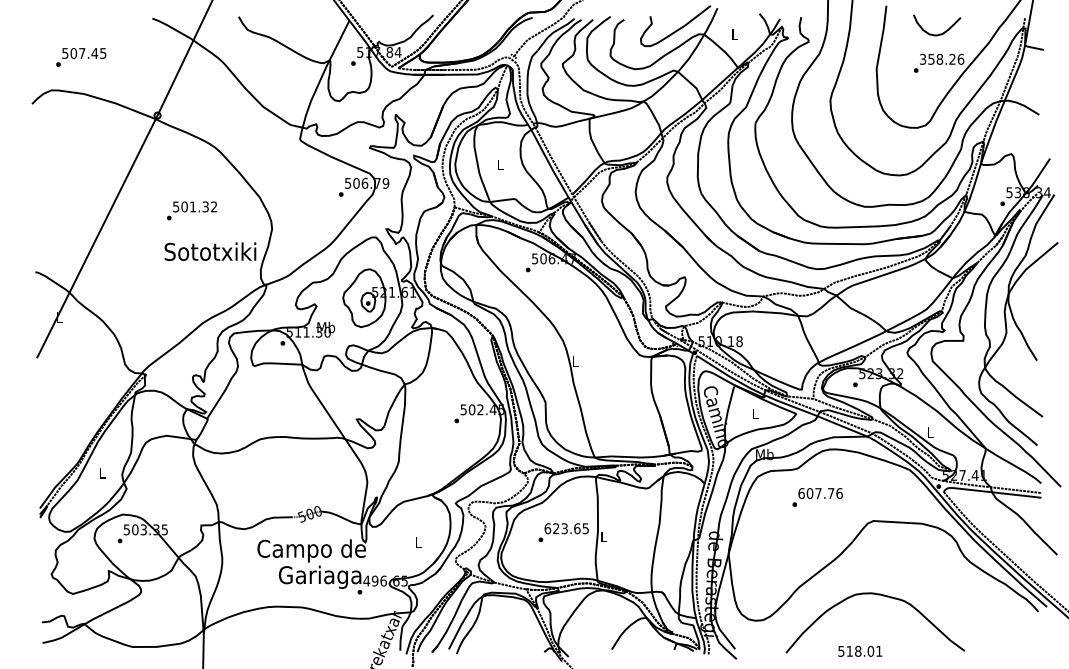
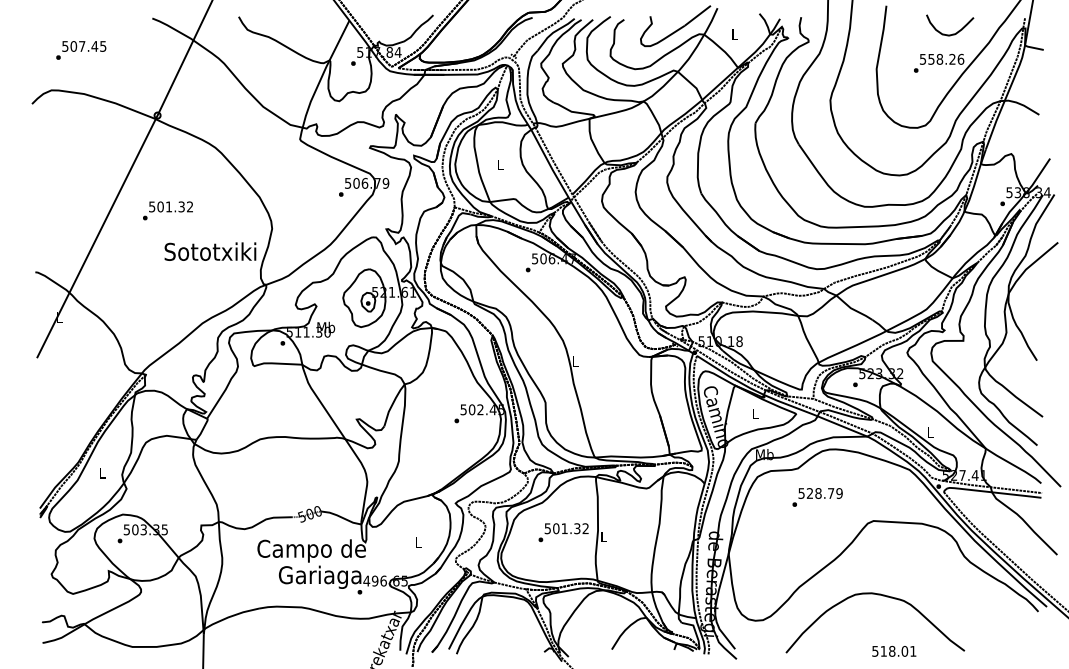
curve position: (939, 33) -> (952, 33) (952, 33)
text position: (81, 57) -> (81, 50) (81, 50)
text: 358.26 -> 558.26 (922, 58)
text position: (191, 210) -> (167, 210) (167, 210)
text: 607.76 -> 528.79 (820, 493)
text: 623.65 -> 501.32 (566, 528)
text position: (860, 650) -> (894, 650) (894, 650)
